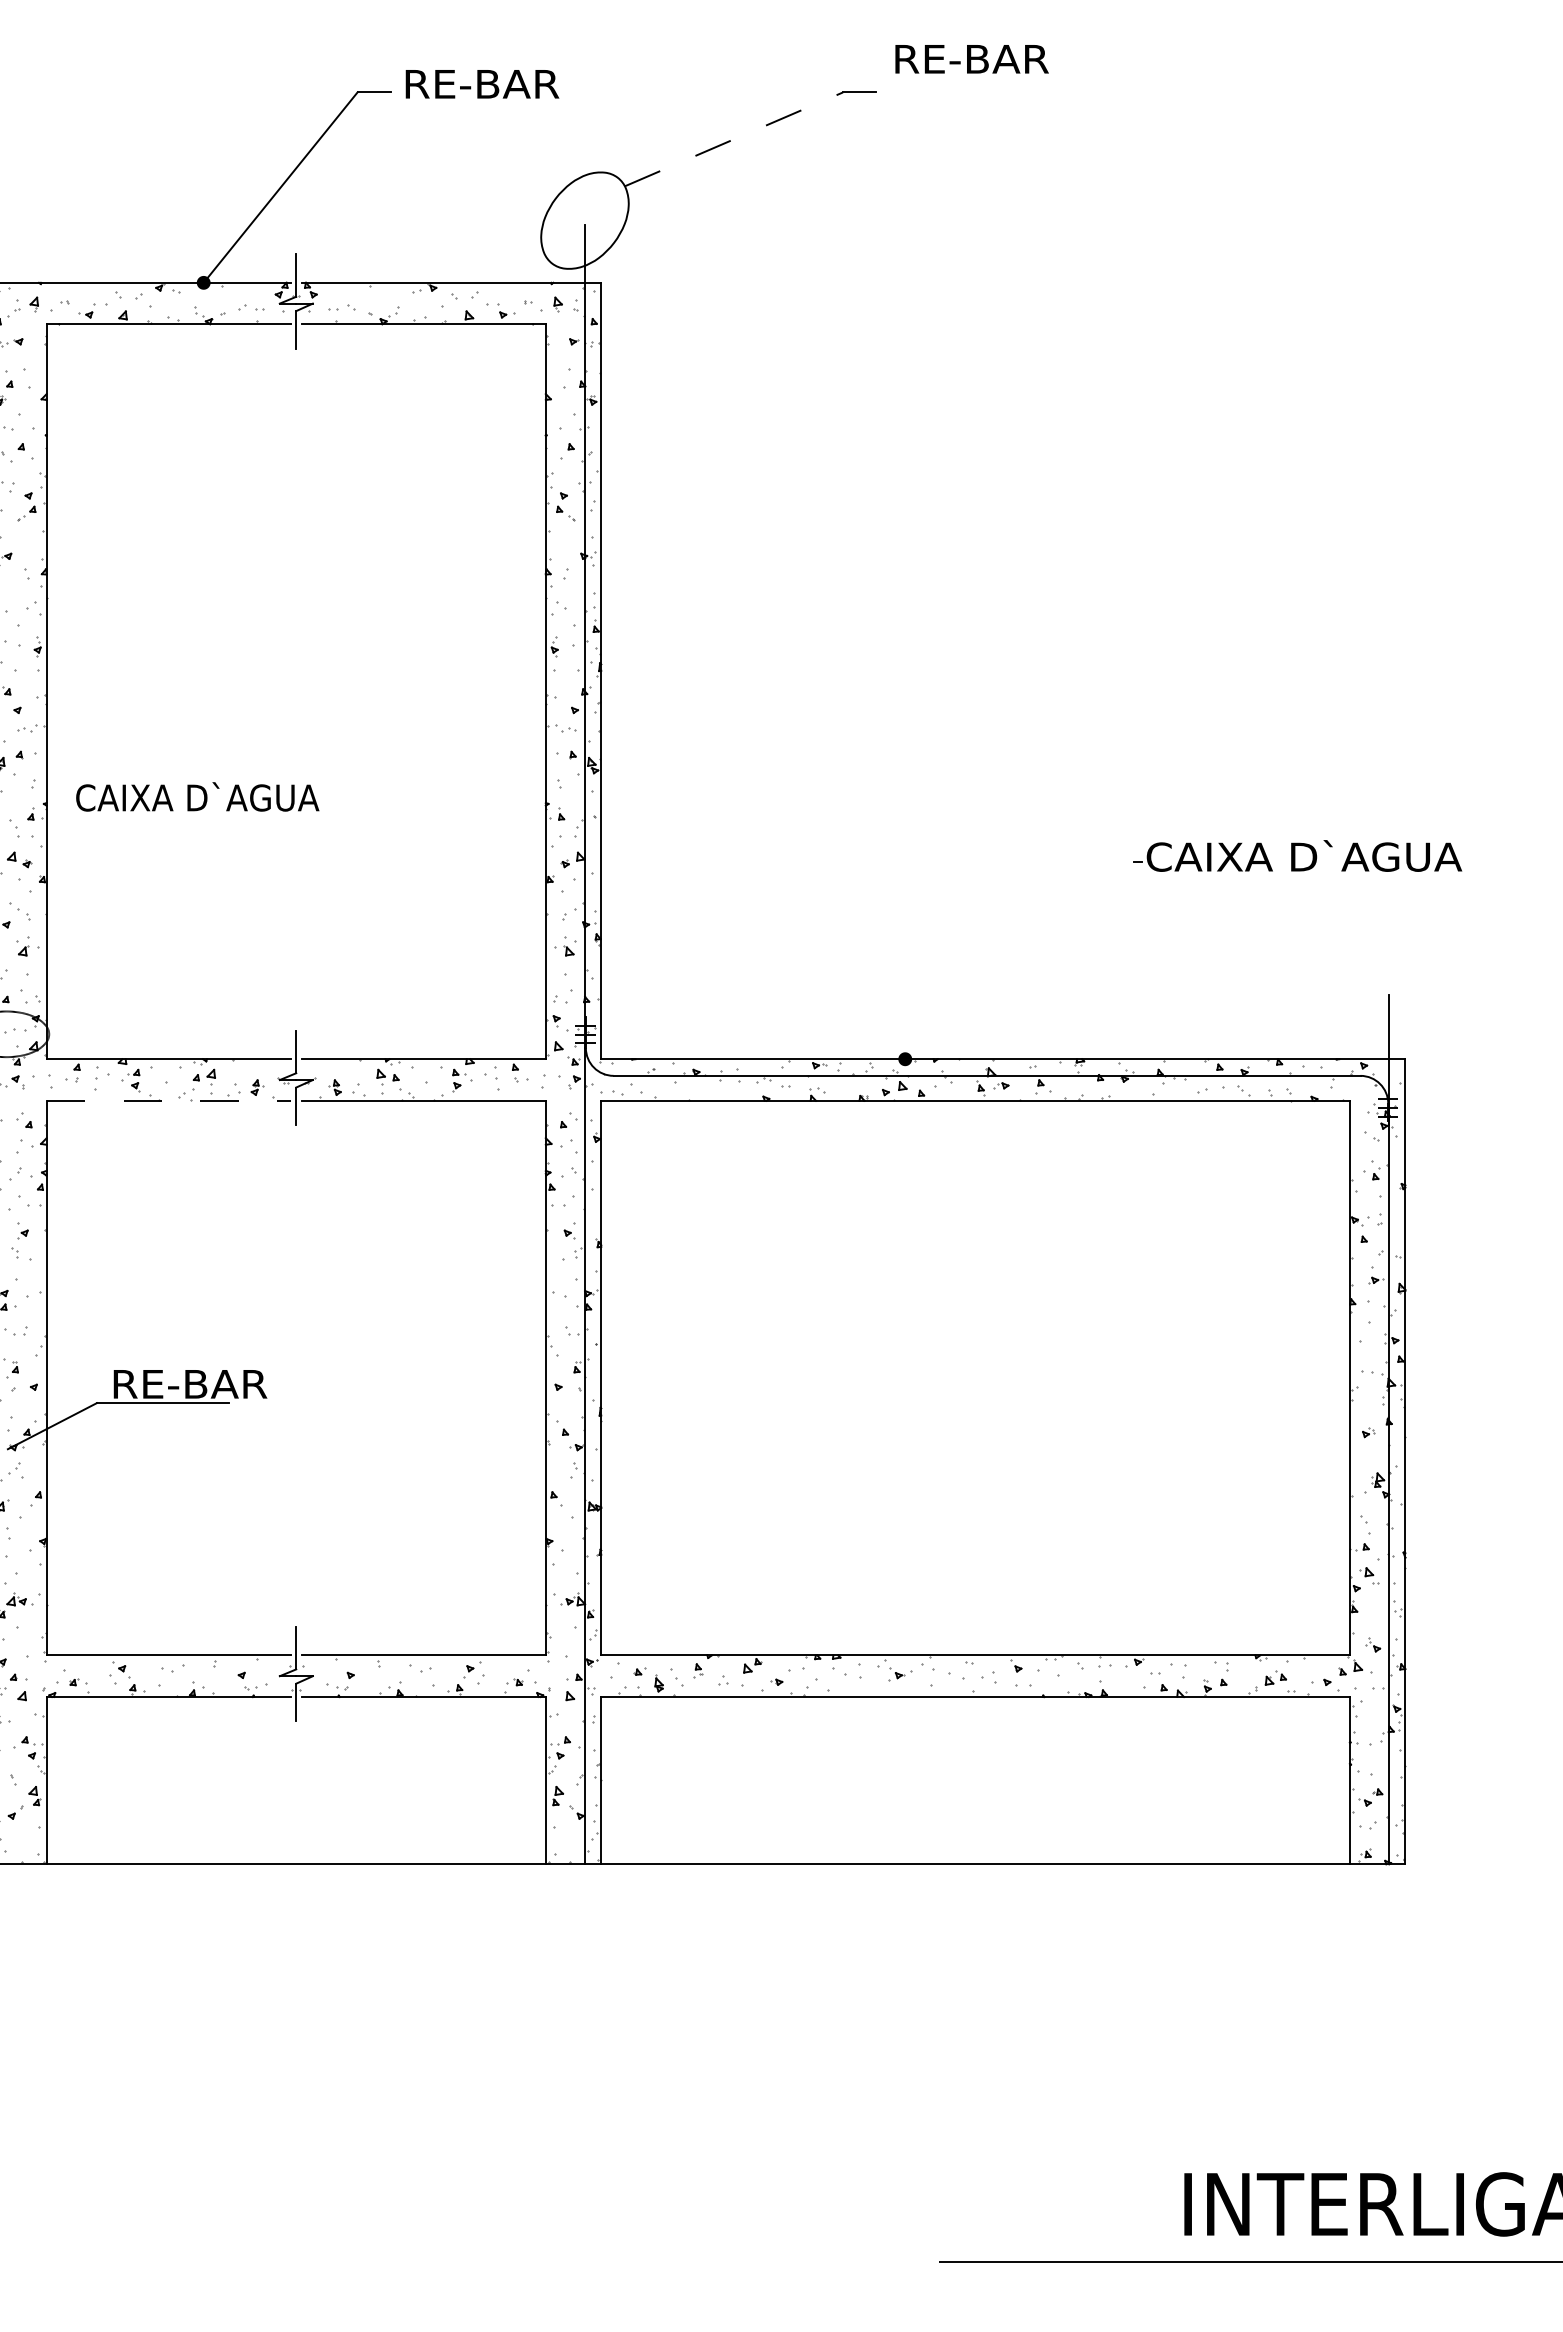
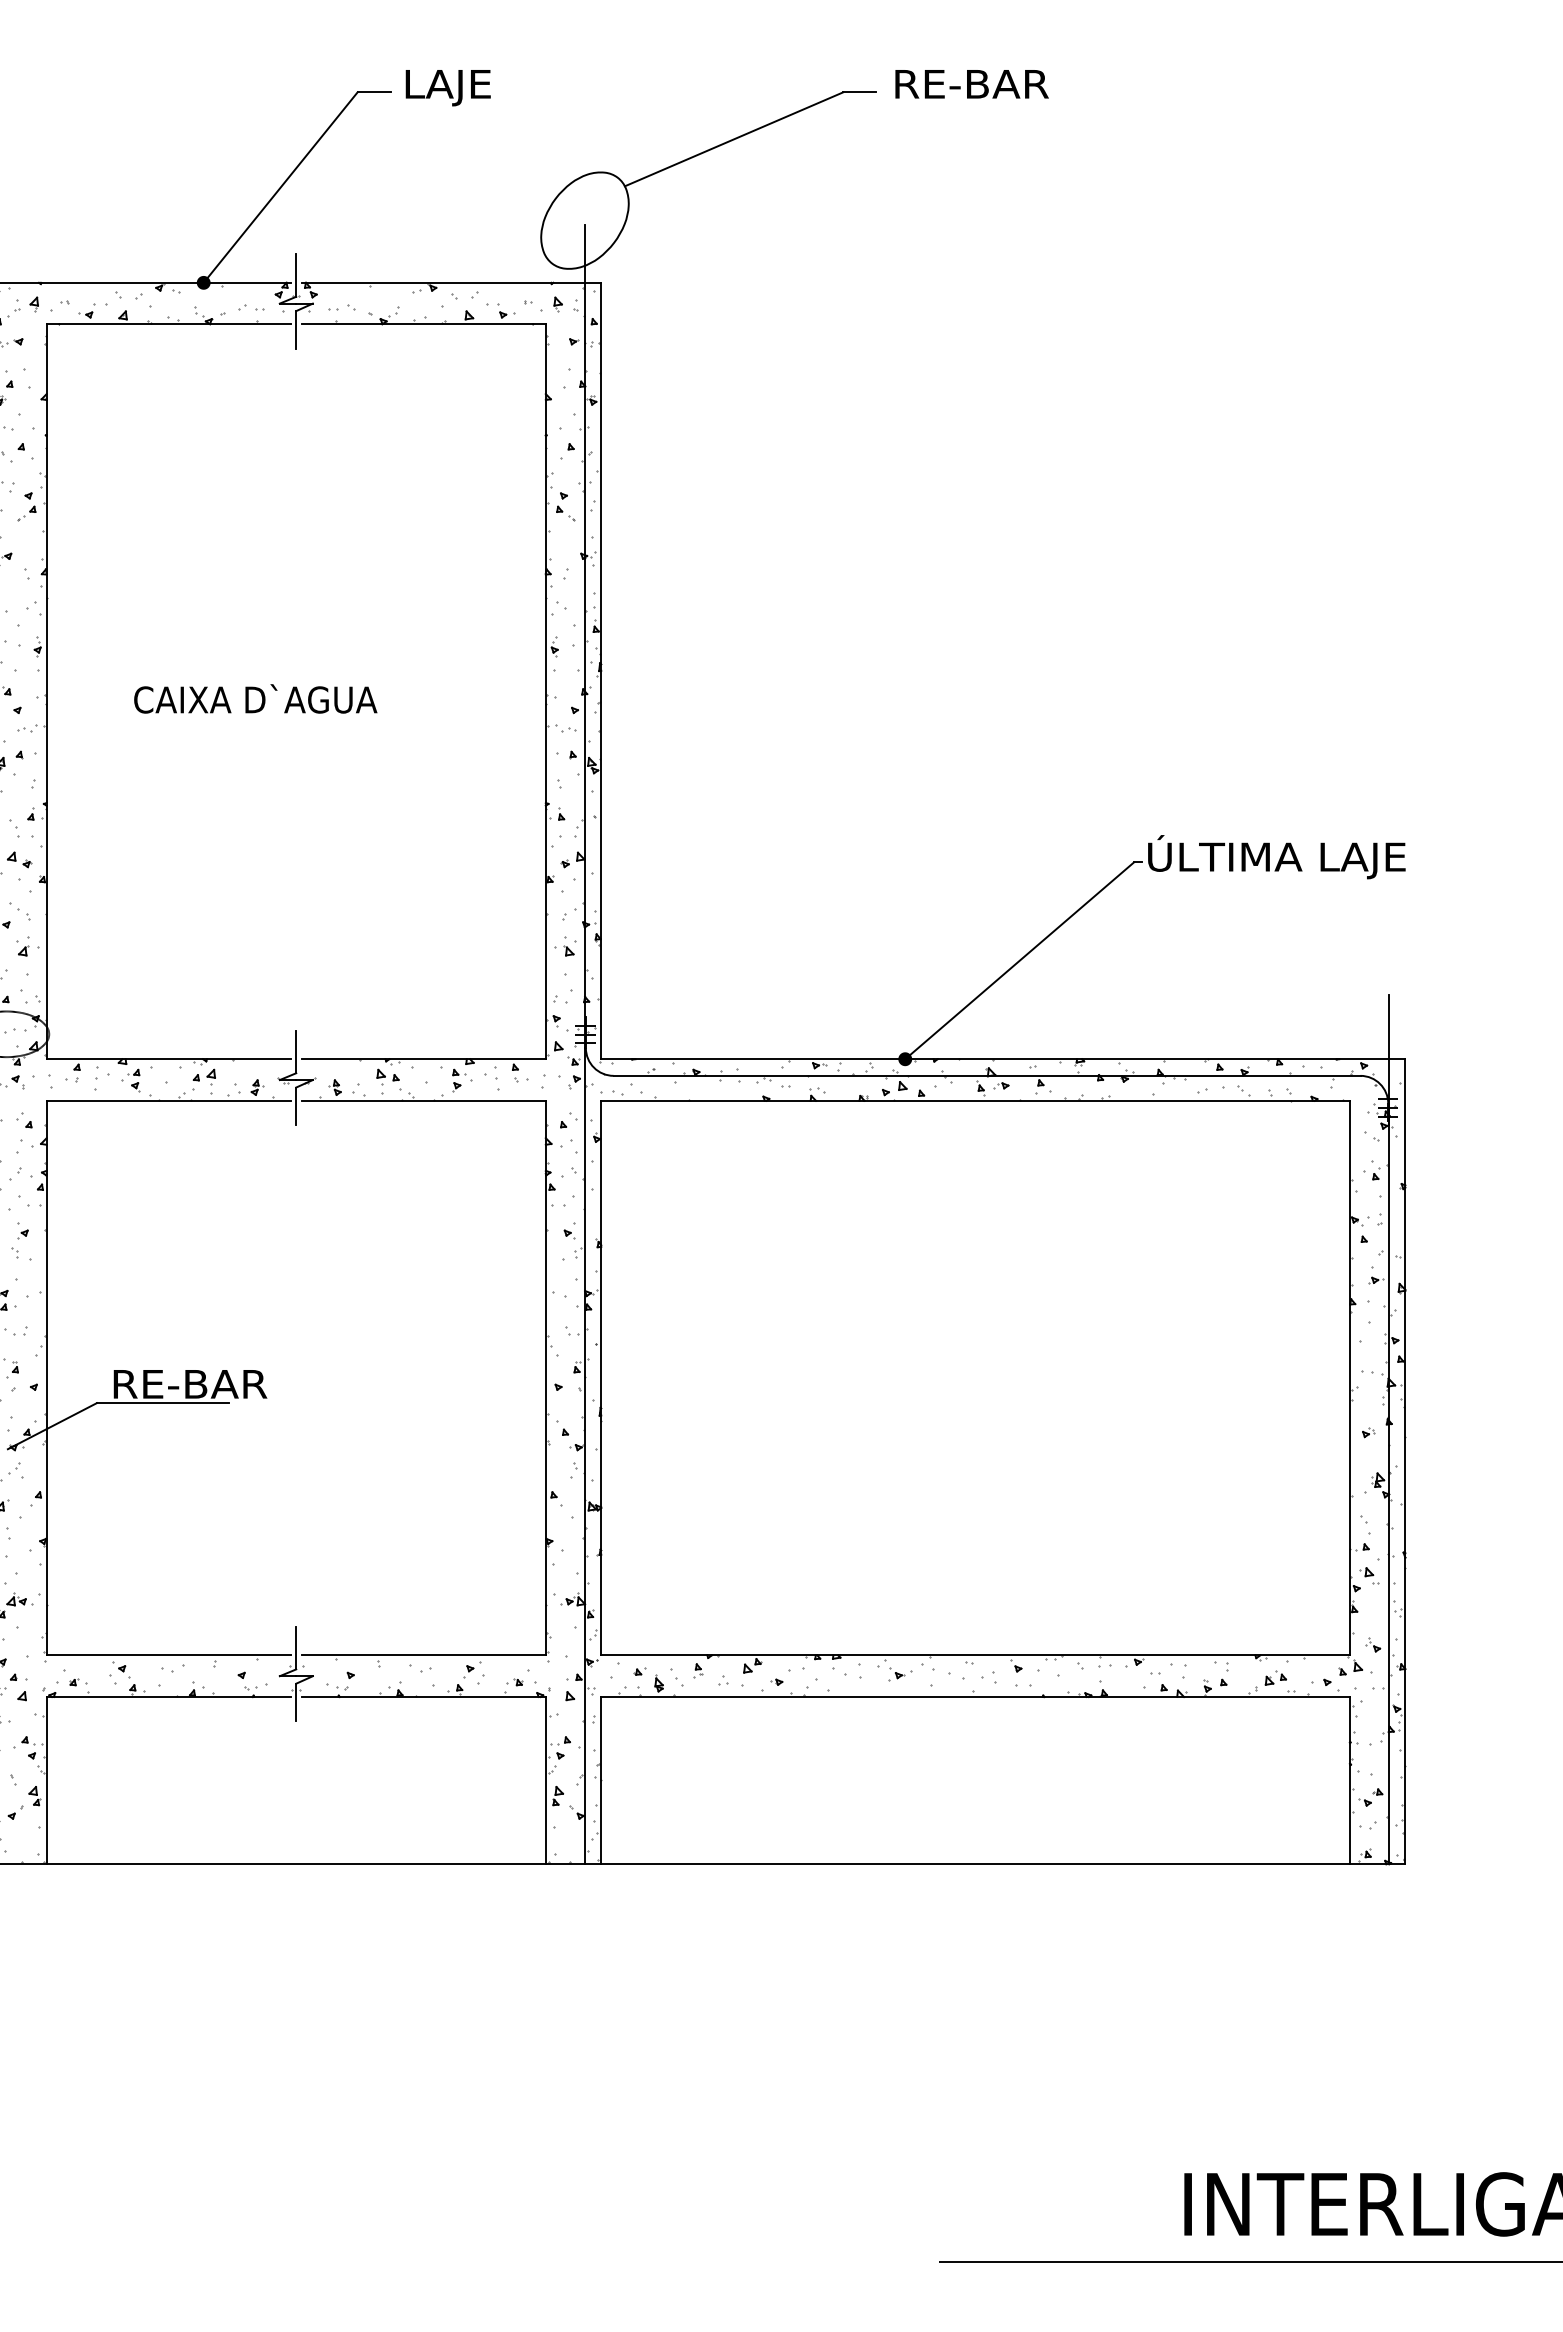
text position: (971, 59) -> (971, 84) (971, 84)
text: RE-BAR -> LAJE (484, 88)
line: dashed -> solid (733, 139)
text position: (197, 796) -> (255, 698) (255, 698)
text: CAIXA D`AGUA -> ÚLTIMA LAJE (1304, 857)
line: none -> present (1019, 960)
line: dashed -> solid (169, 1100)
